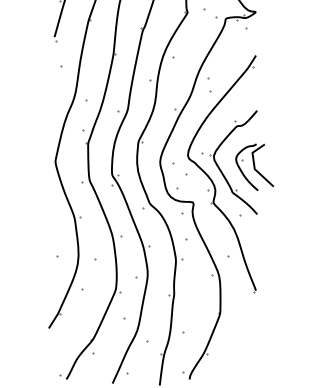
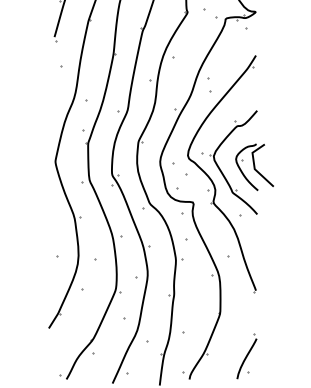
part: none -> present (246, 356)
